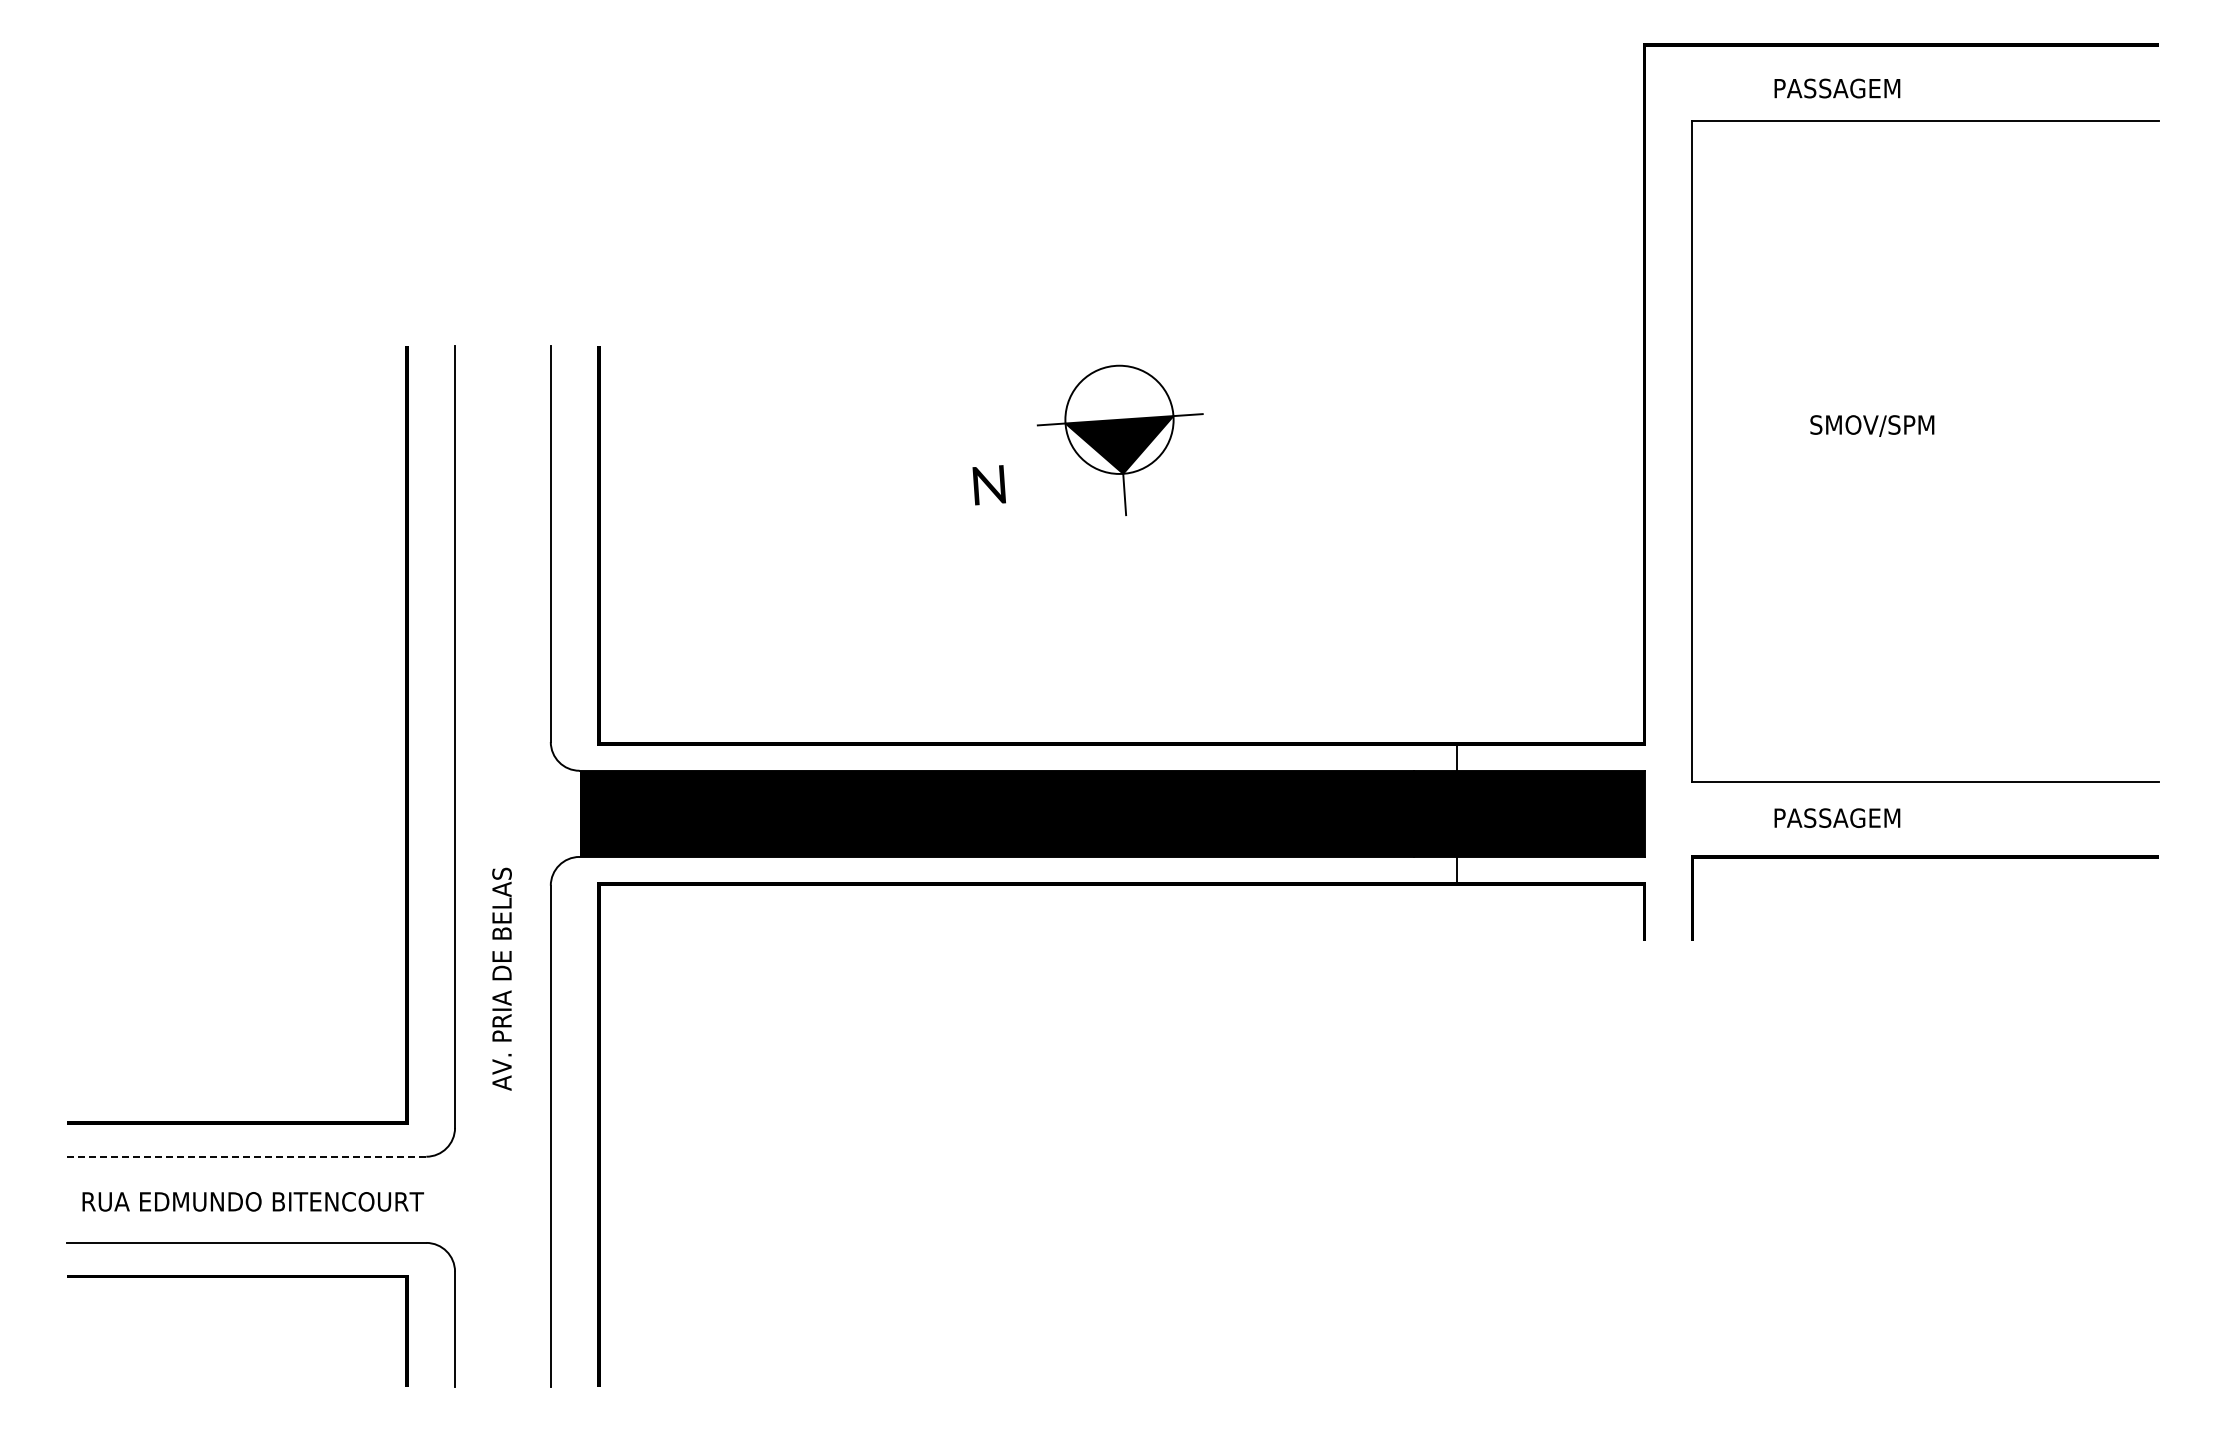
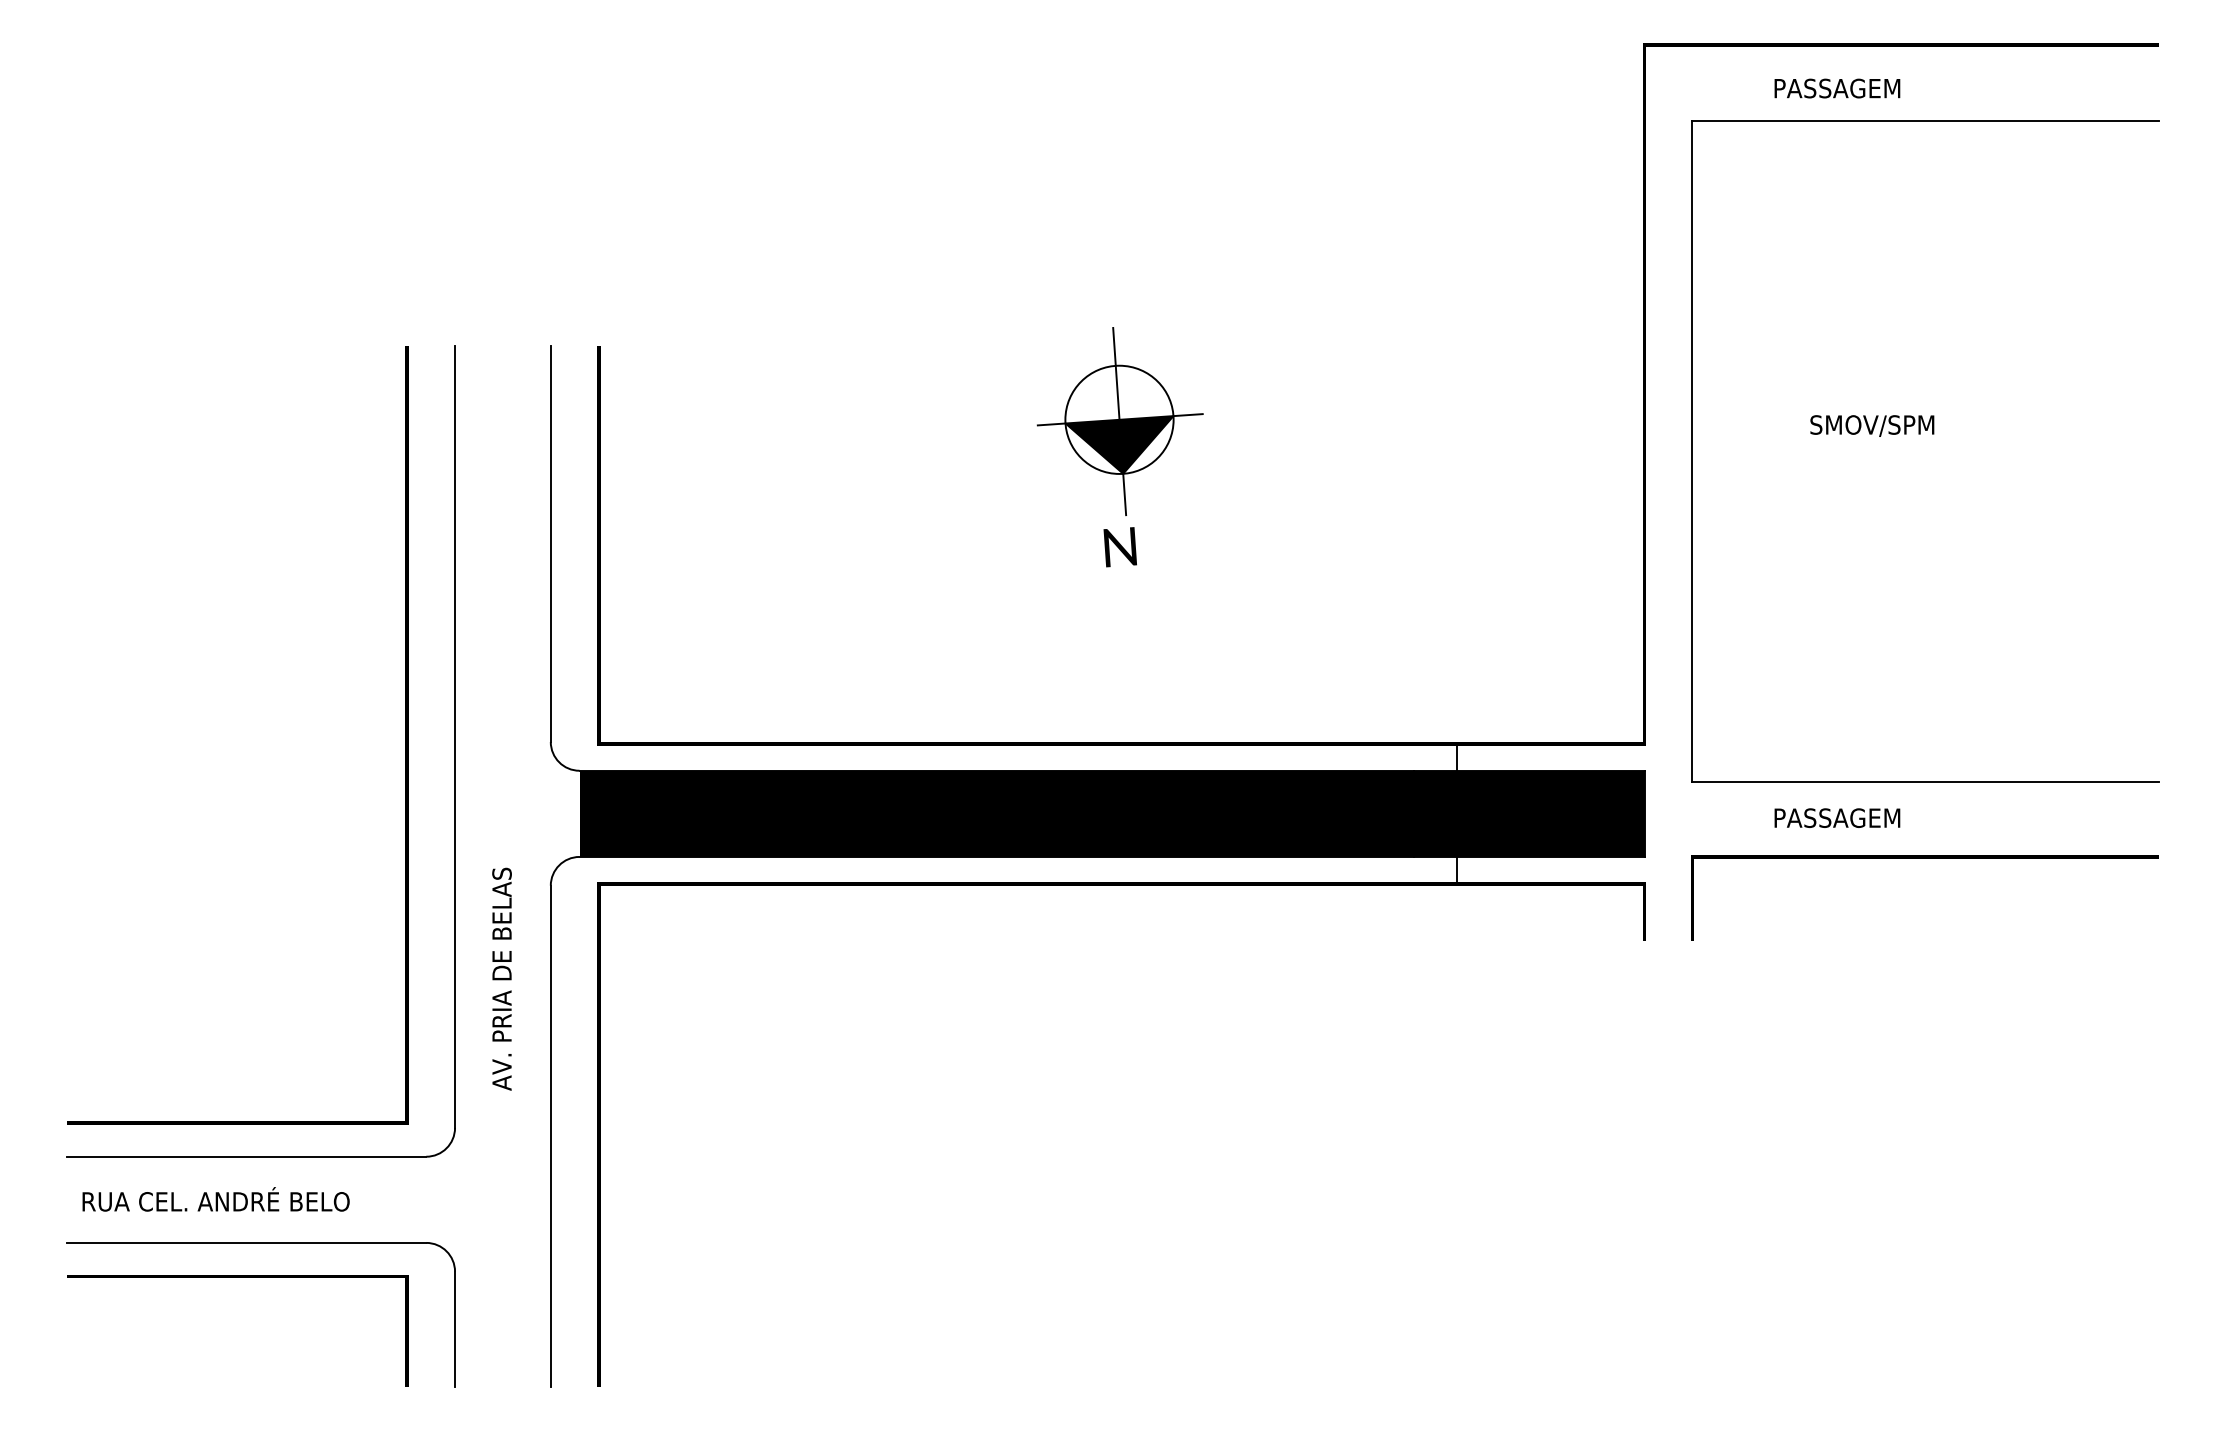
line: none -> present (1116, 373)
text position: (988, 485) -> (1119, 547) (1119, 547)
line: dashed -> solid (246, 1156)
text: RUA EDMUNDO BITENCOURT -> RUA CEL. ANDRÉ BELO (281, 1199)
